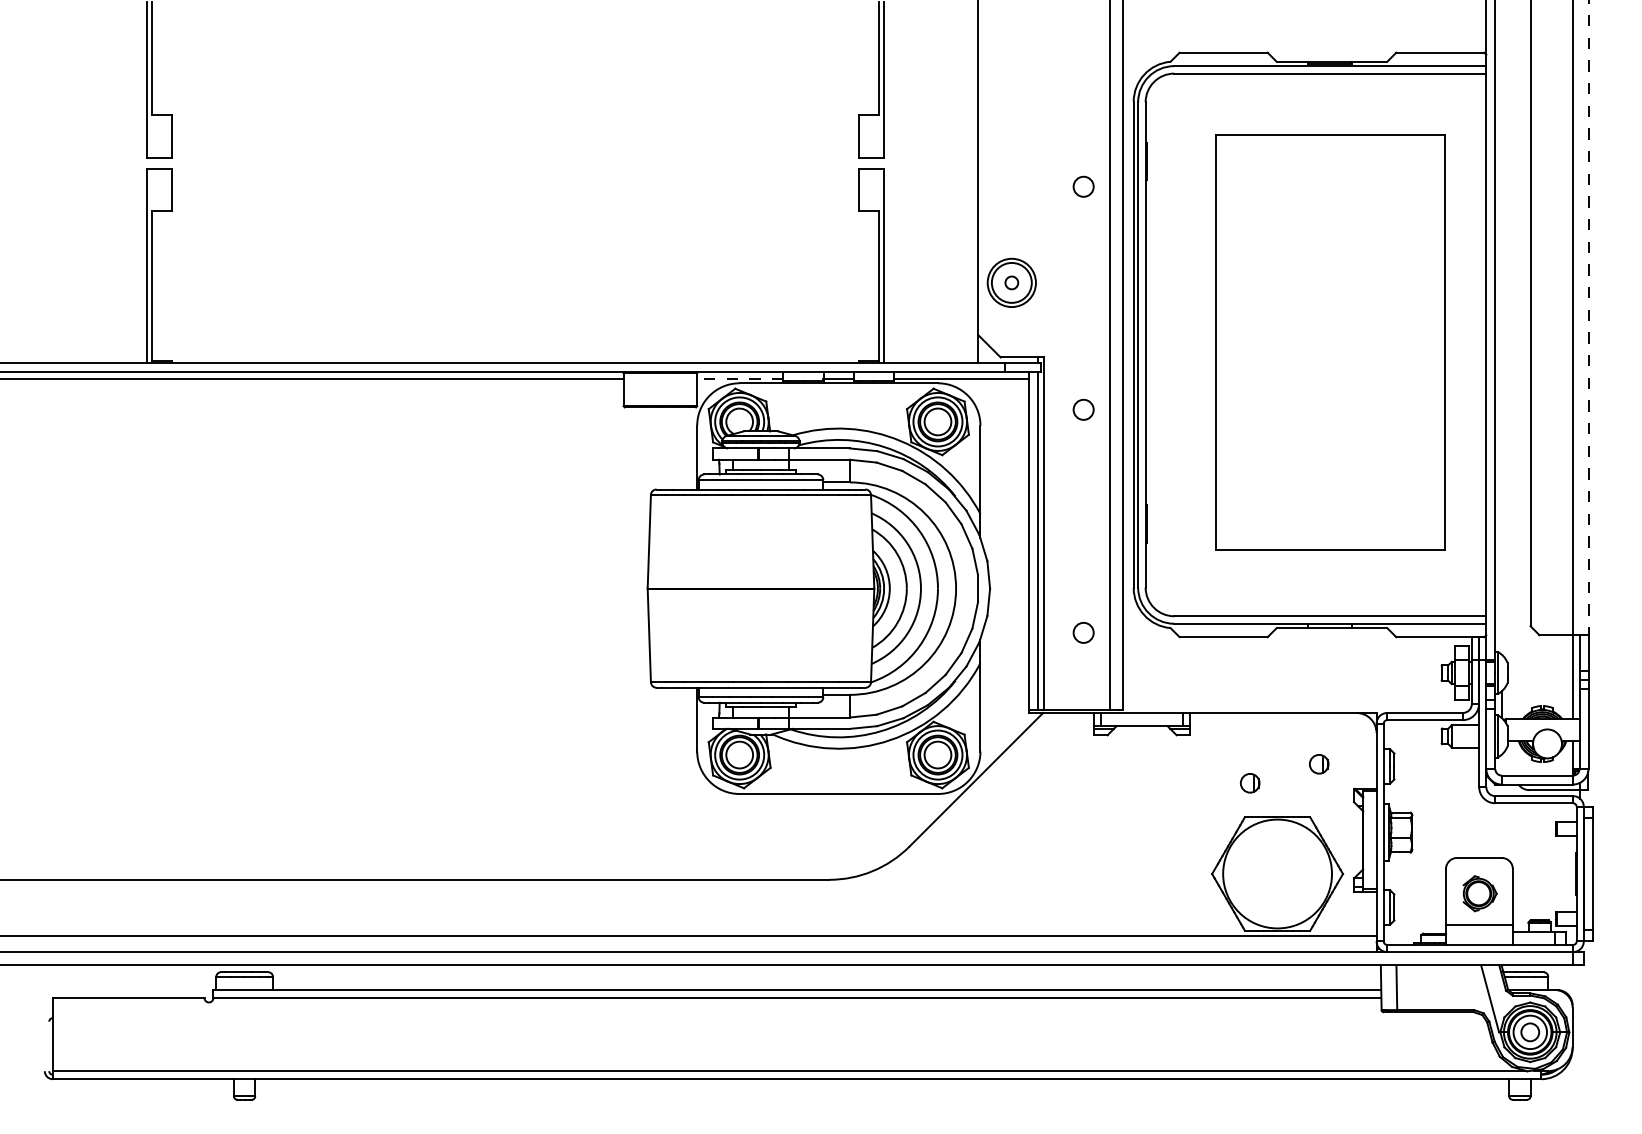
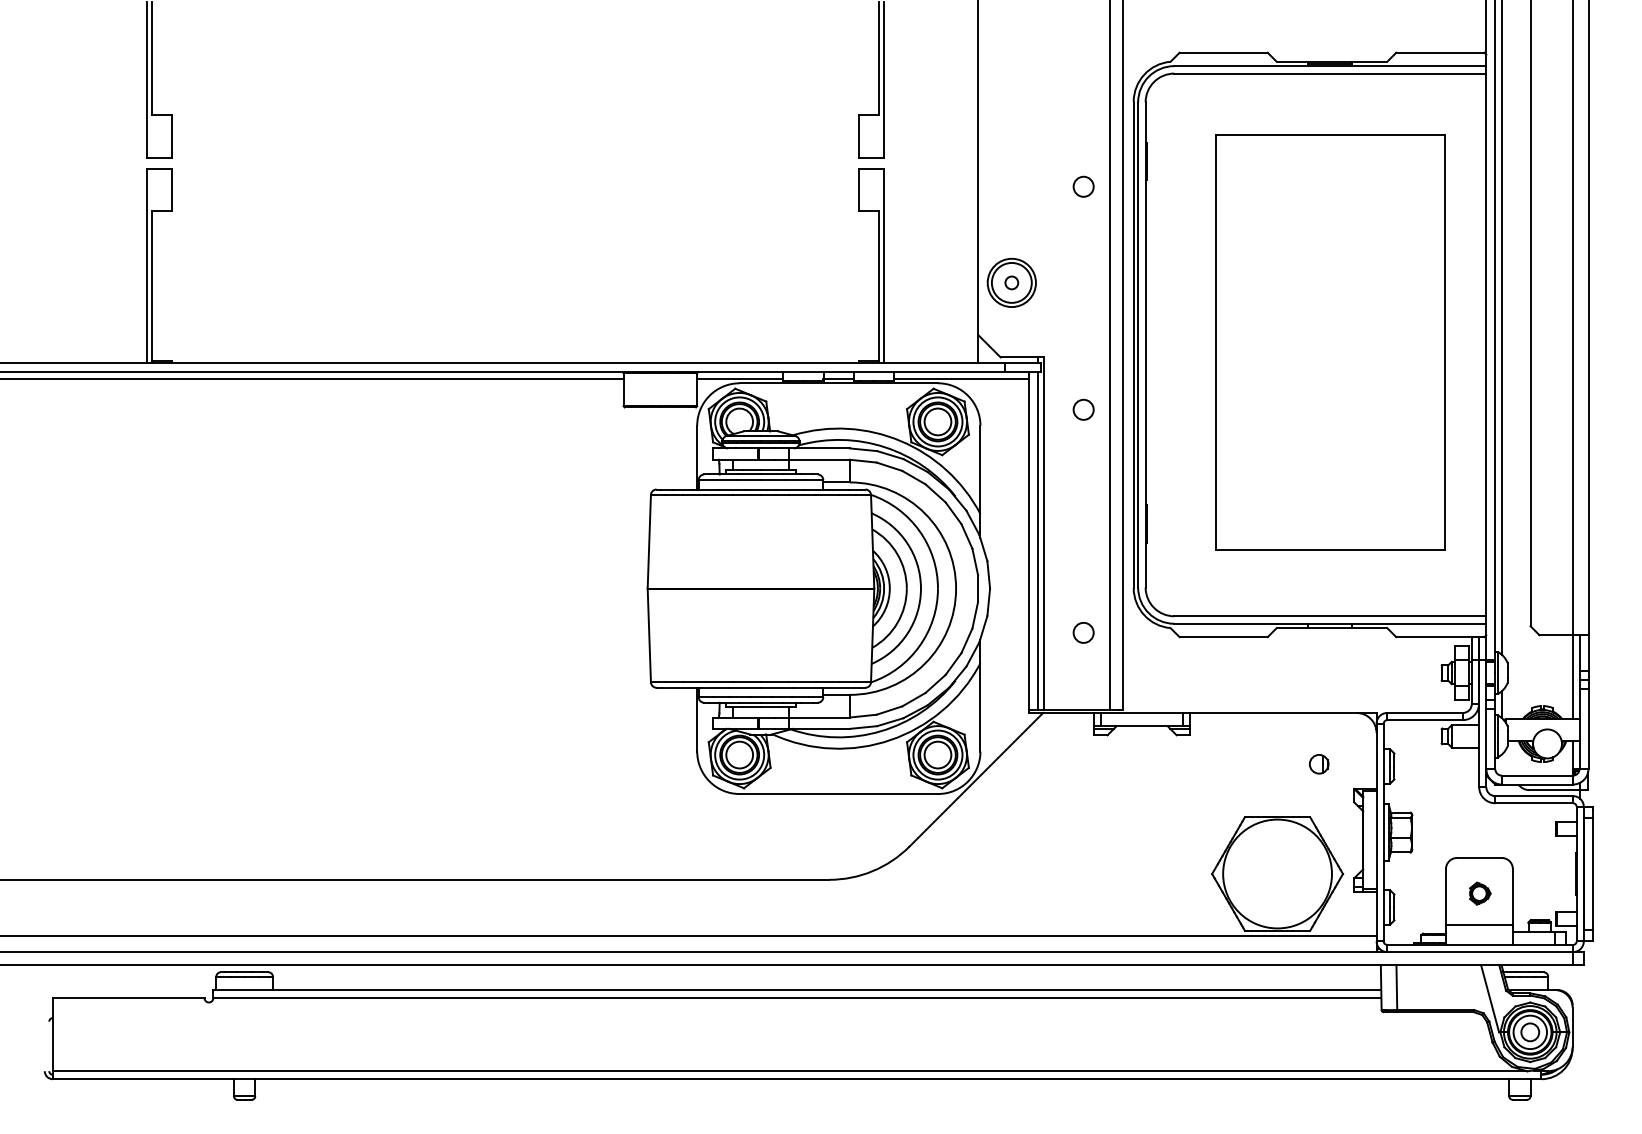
line: dashed -> solid (1588, 318)
line: none -> present (1501, 328)
line: dashed -> solid (739, 378)
part: present -> none (1250, 783)
part size: 36x38 px -> 23x25 px (1480, 893)
